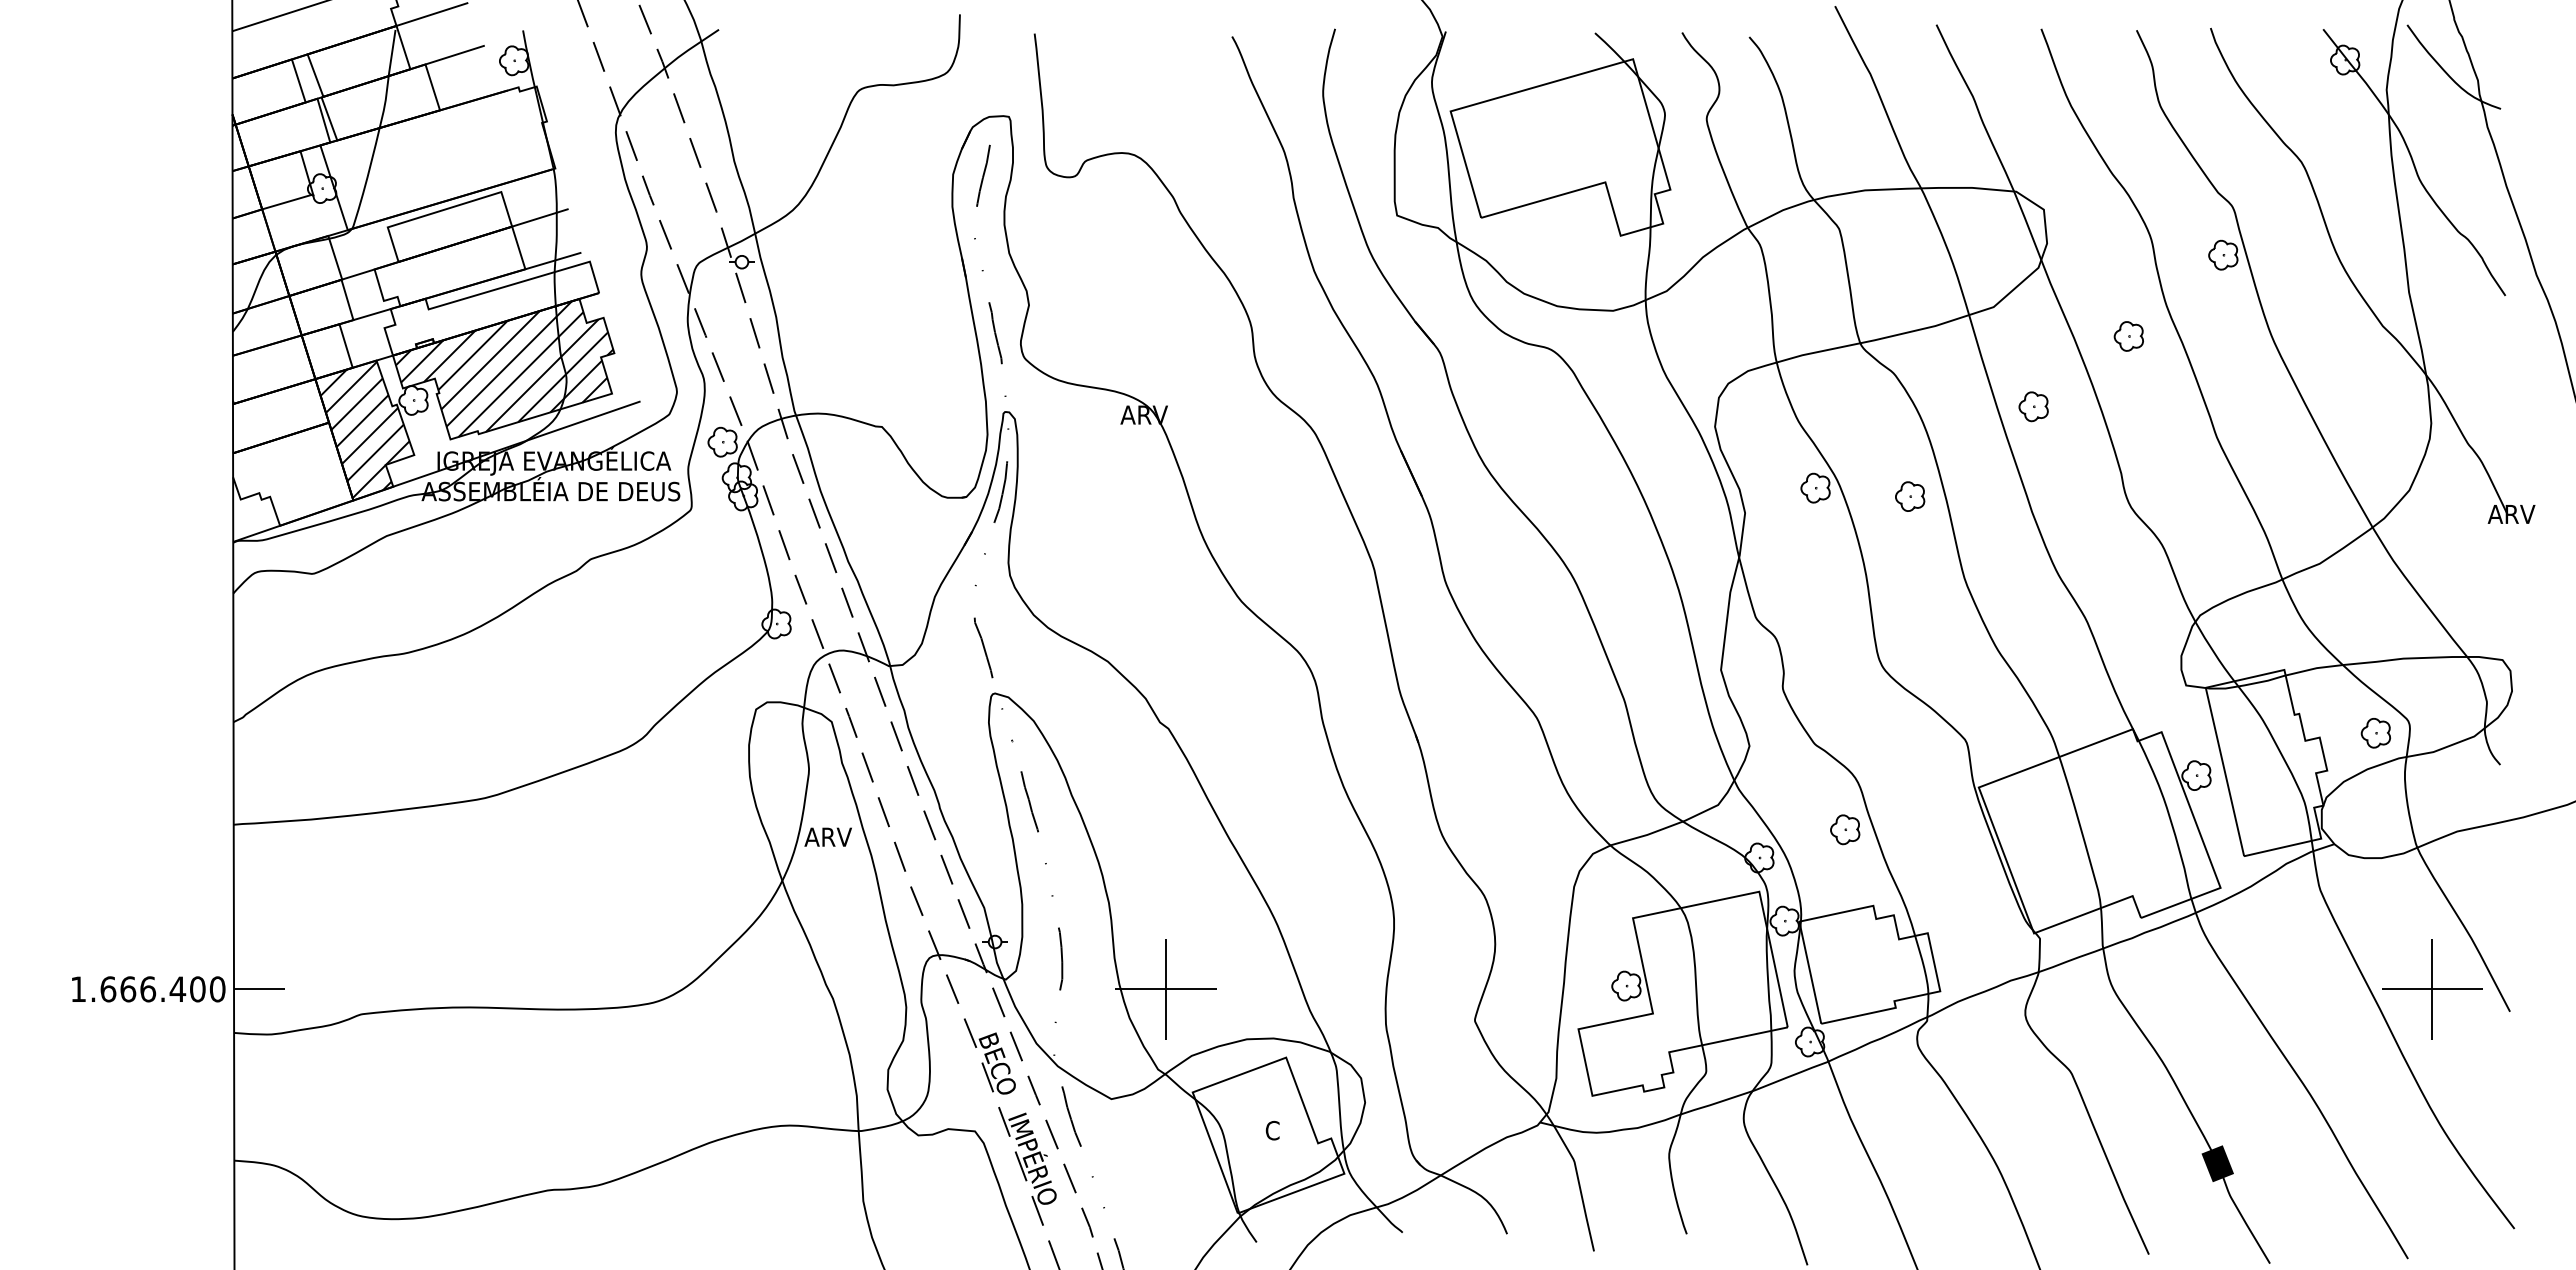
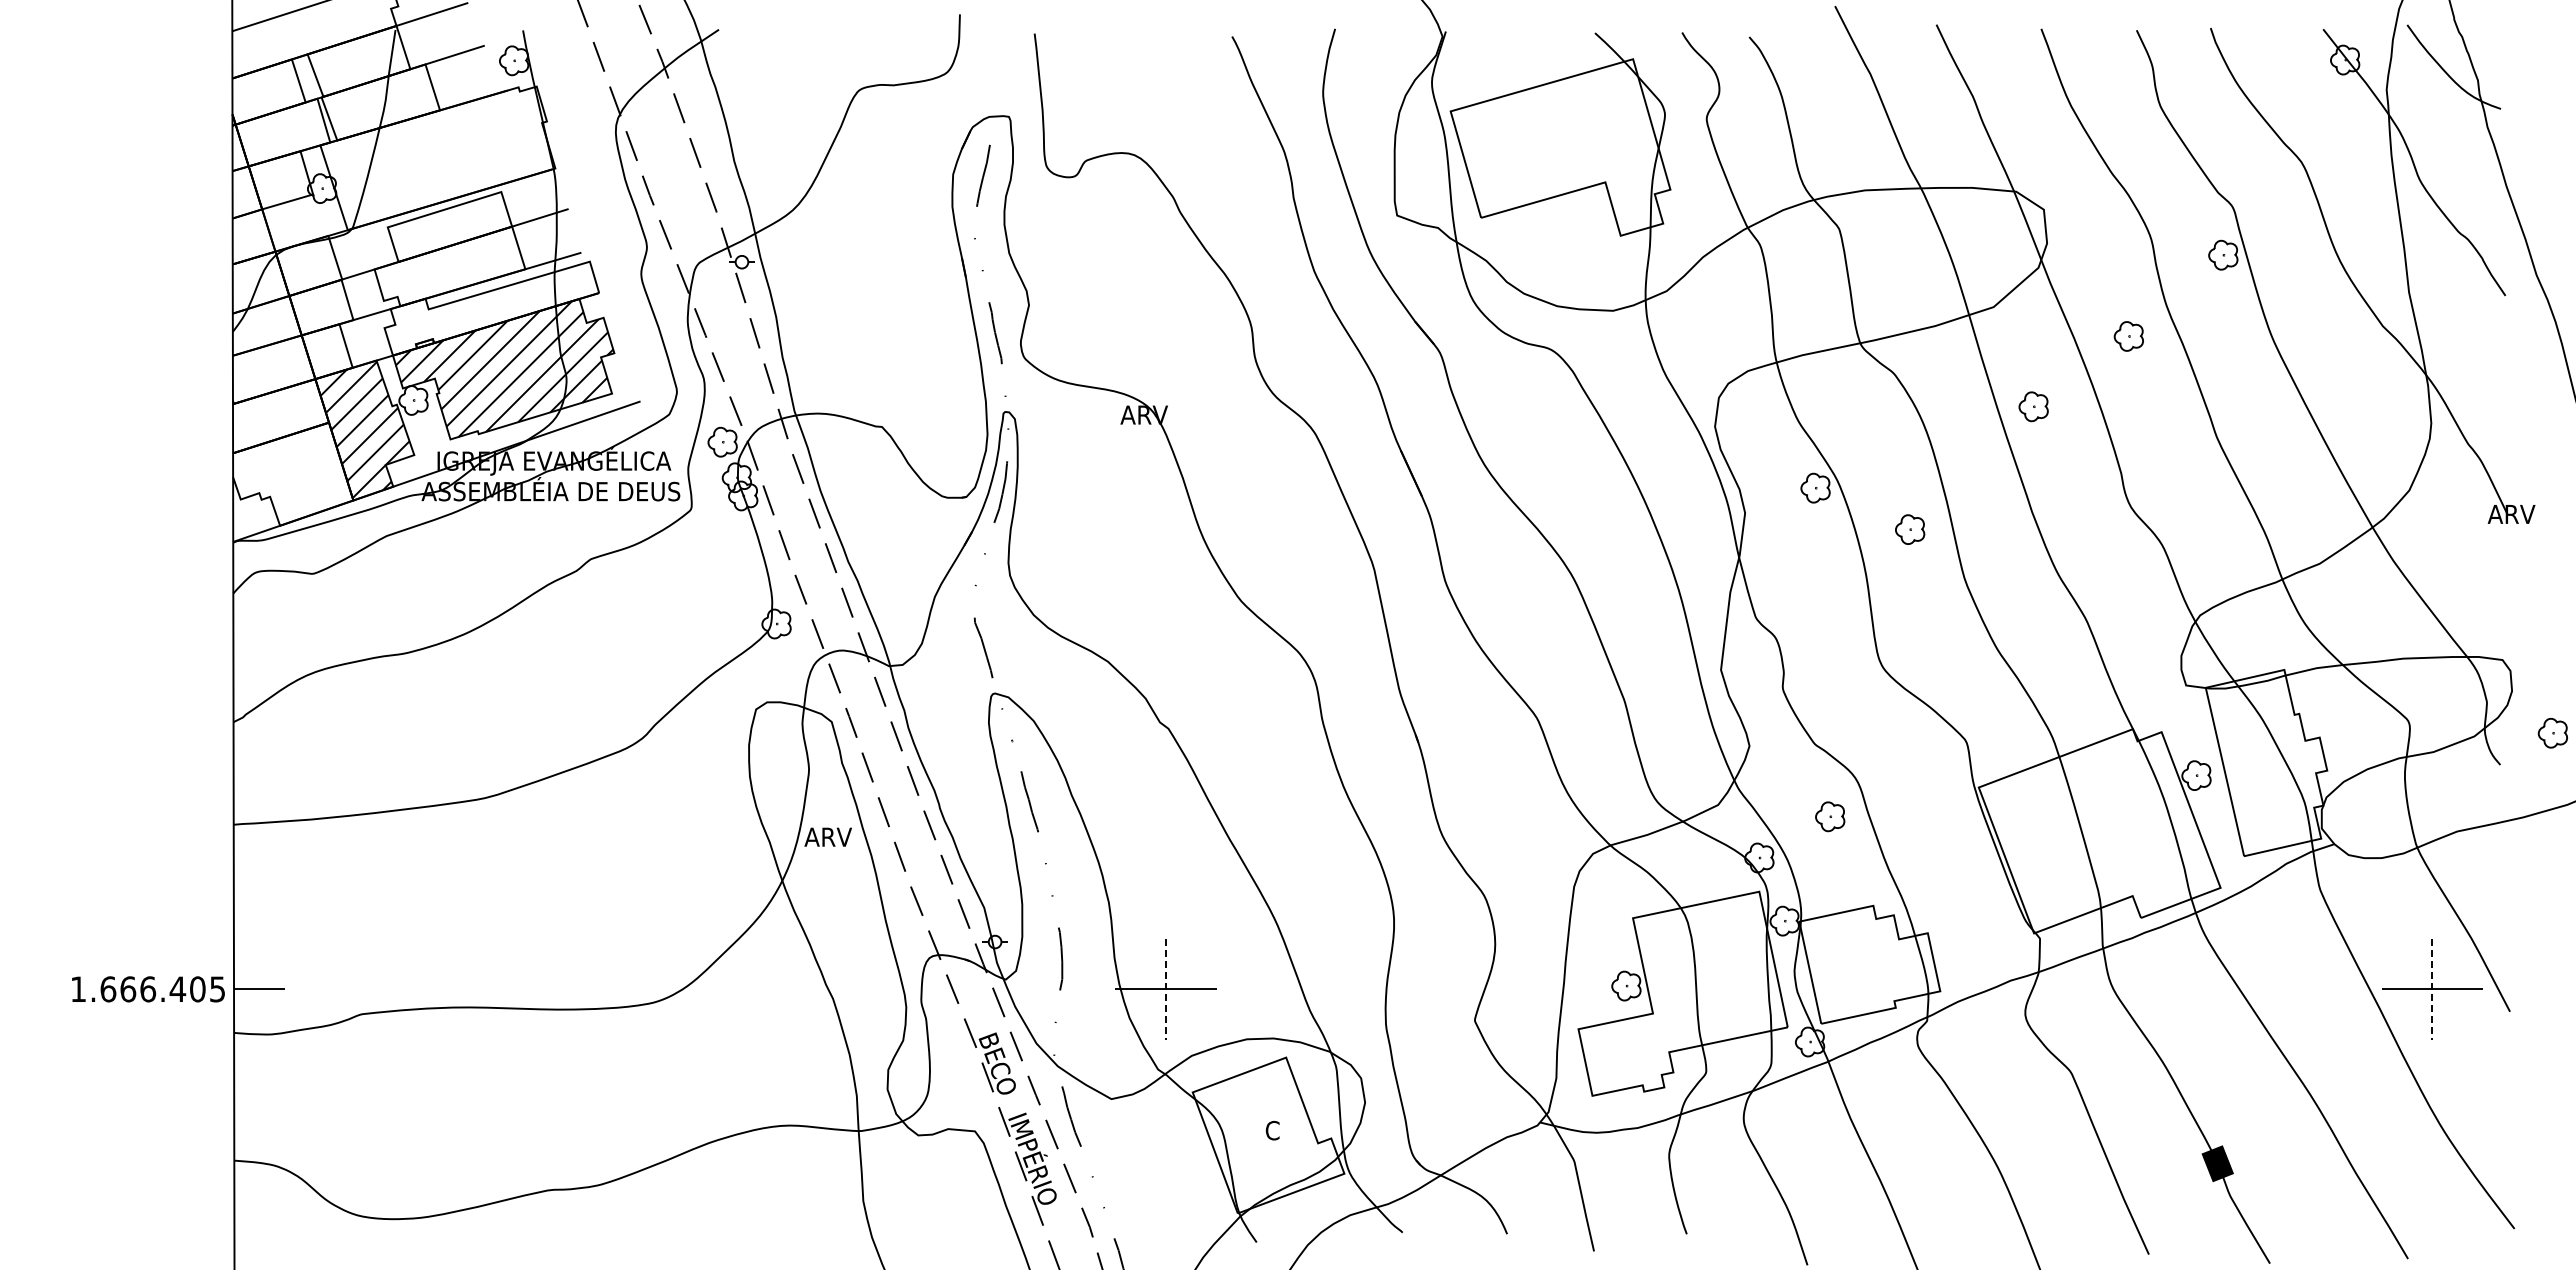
part position: (1910, 496) -> (1910, 529) (1910, 529)
part position: (2375, 733) -> (2552, 733) (2552, 733)
part position: (1845, 829) -> (1830, 816) (1830, 816)
text: 1.666.400 -> 1.666.405 (217, 989)
line: solid -> dashed (1166, 989)
line: solid -> dashed (2432, 989)
